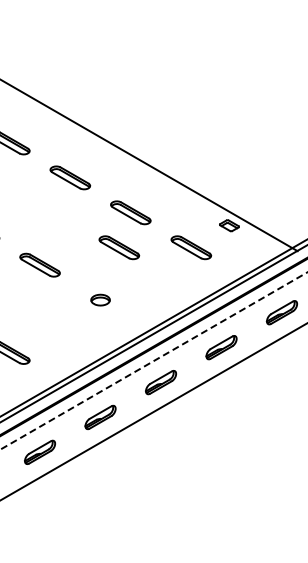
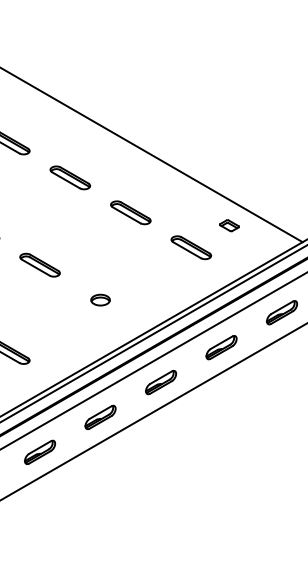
line position: (149, 165) -> (152, 155) (152, 155)
part: present -> none (119, 247)
line: dashed -> solid (154, 360)
